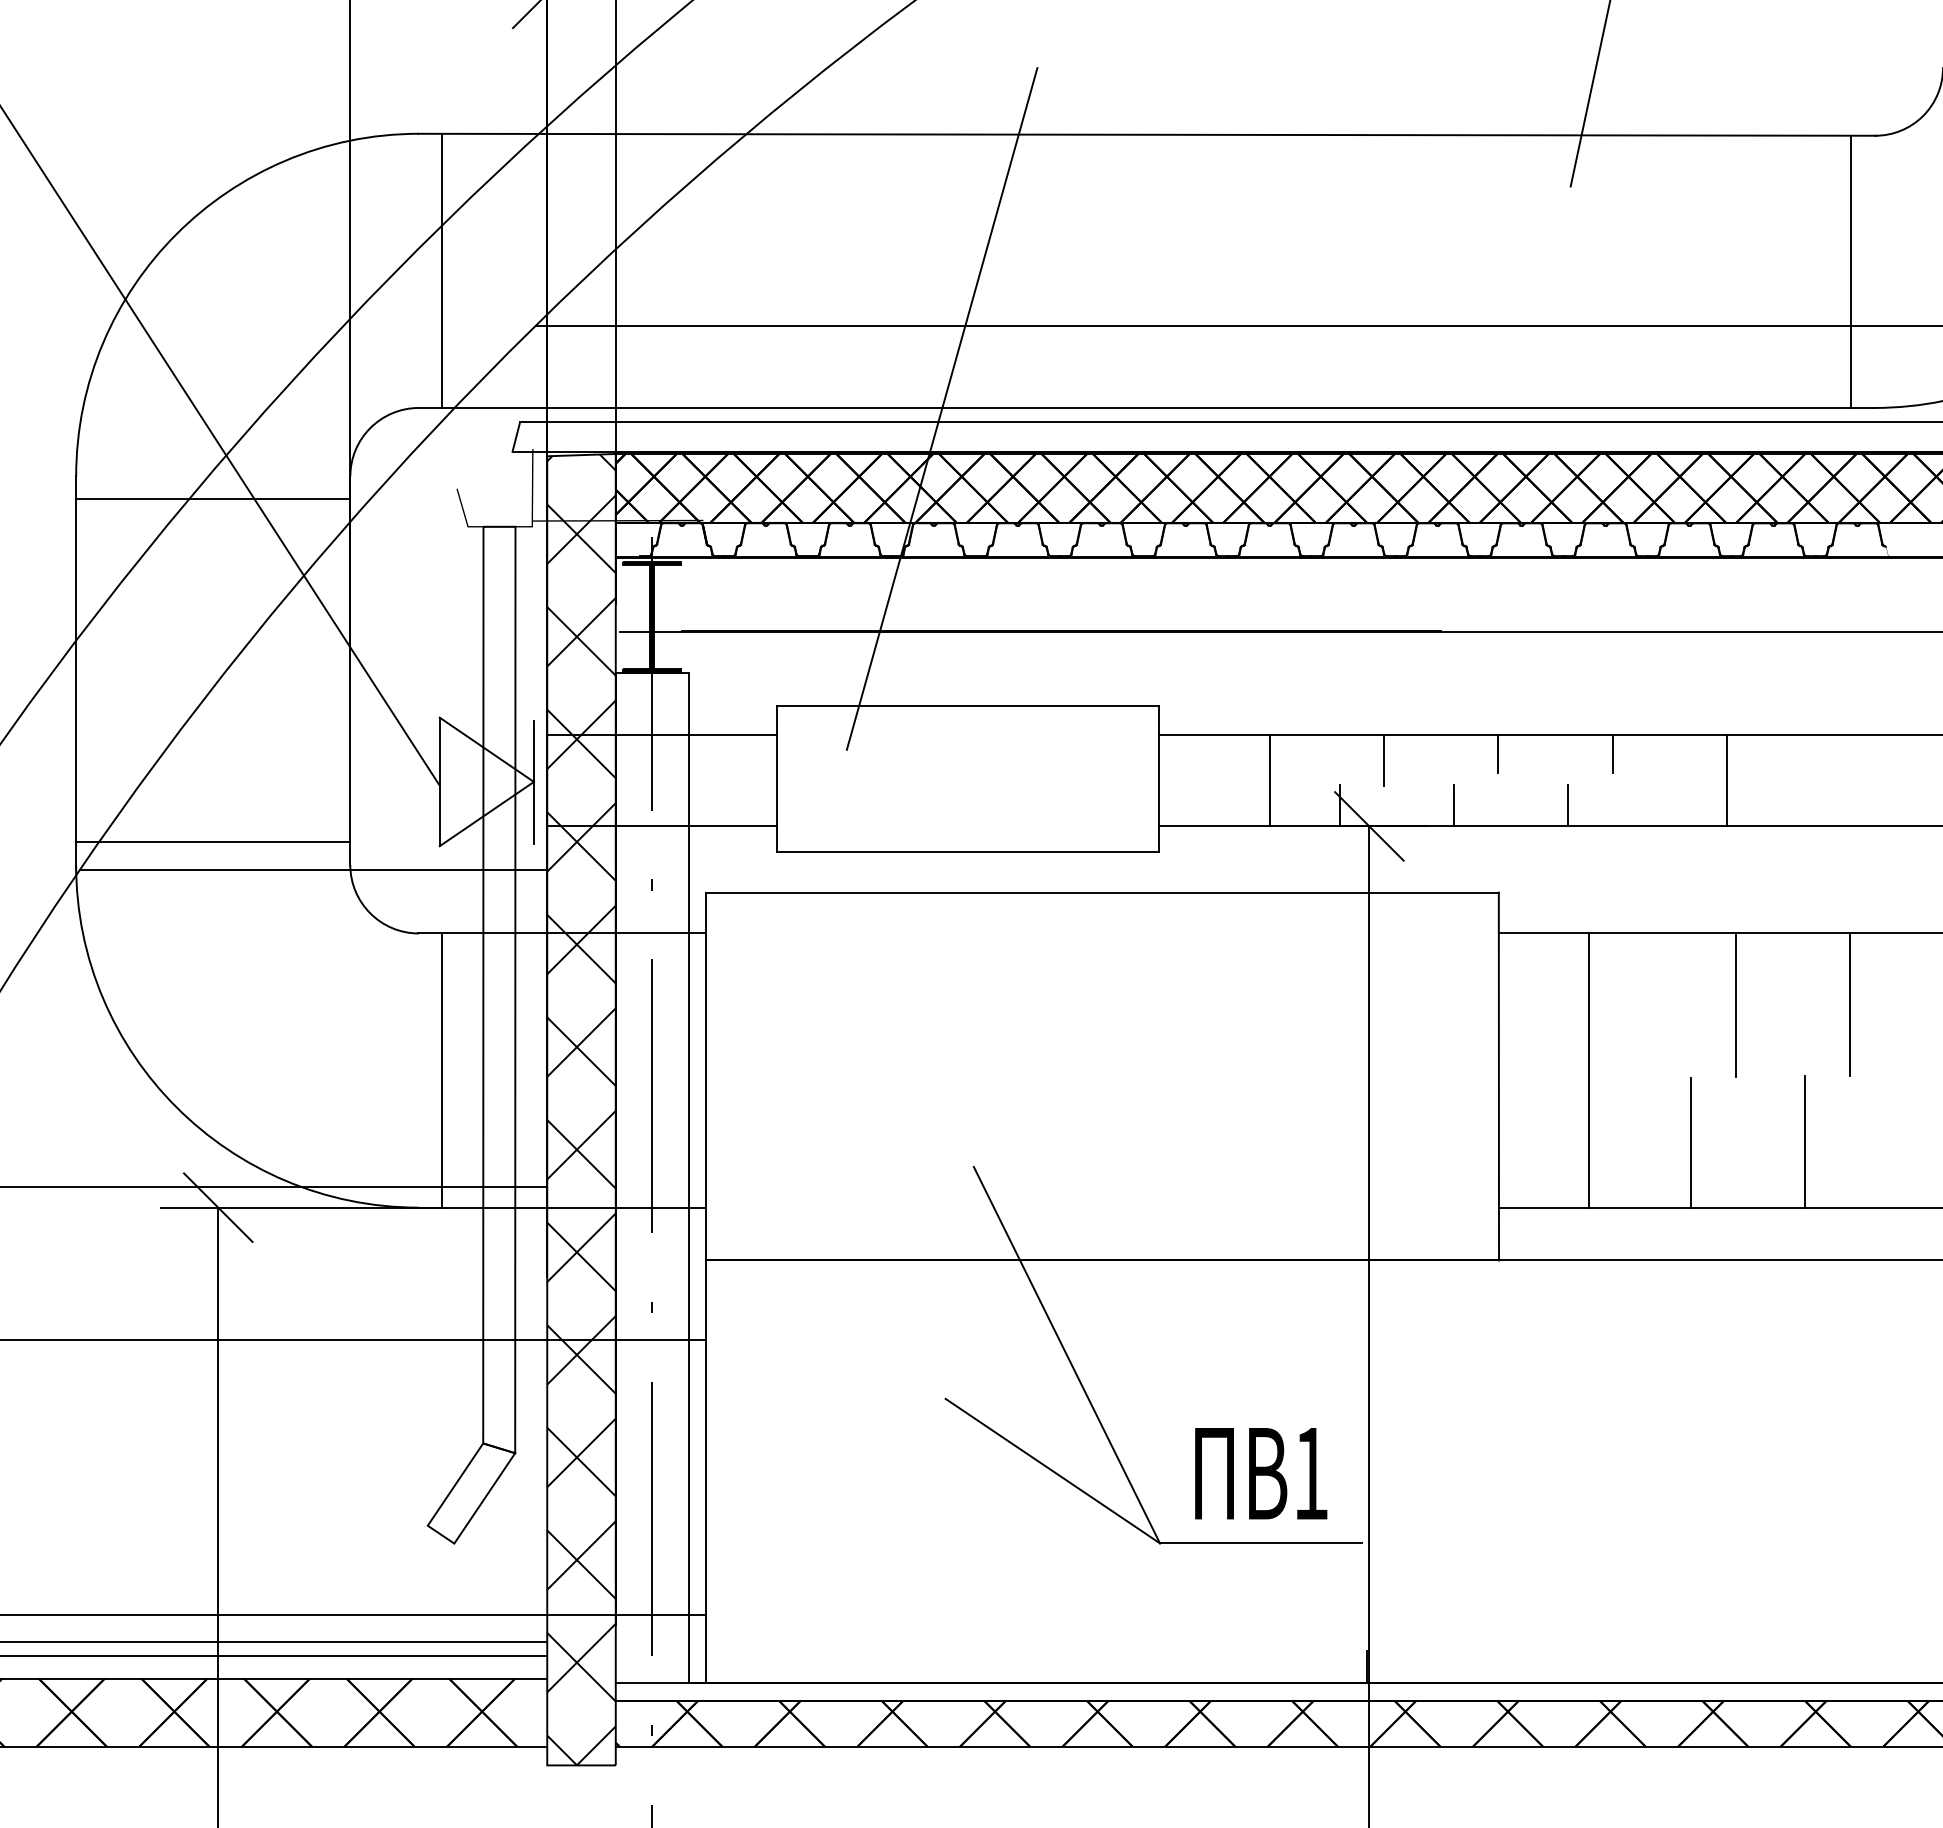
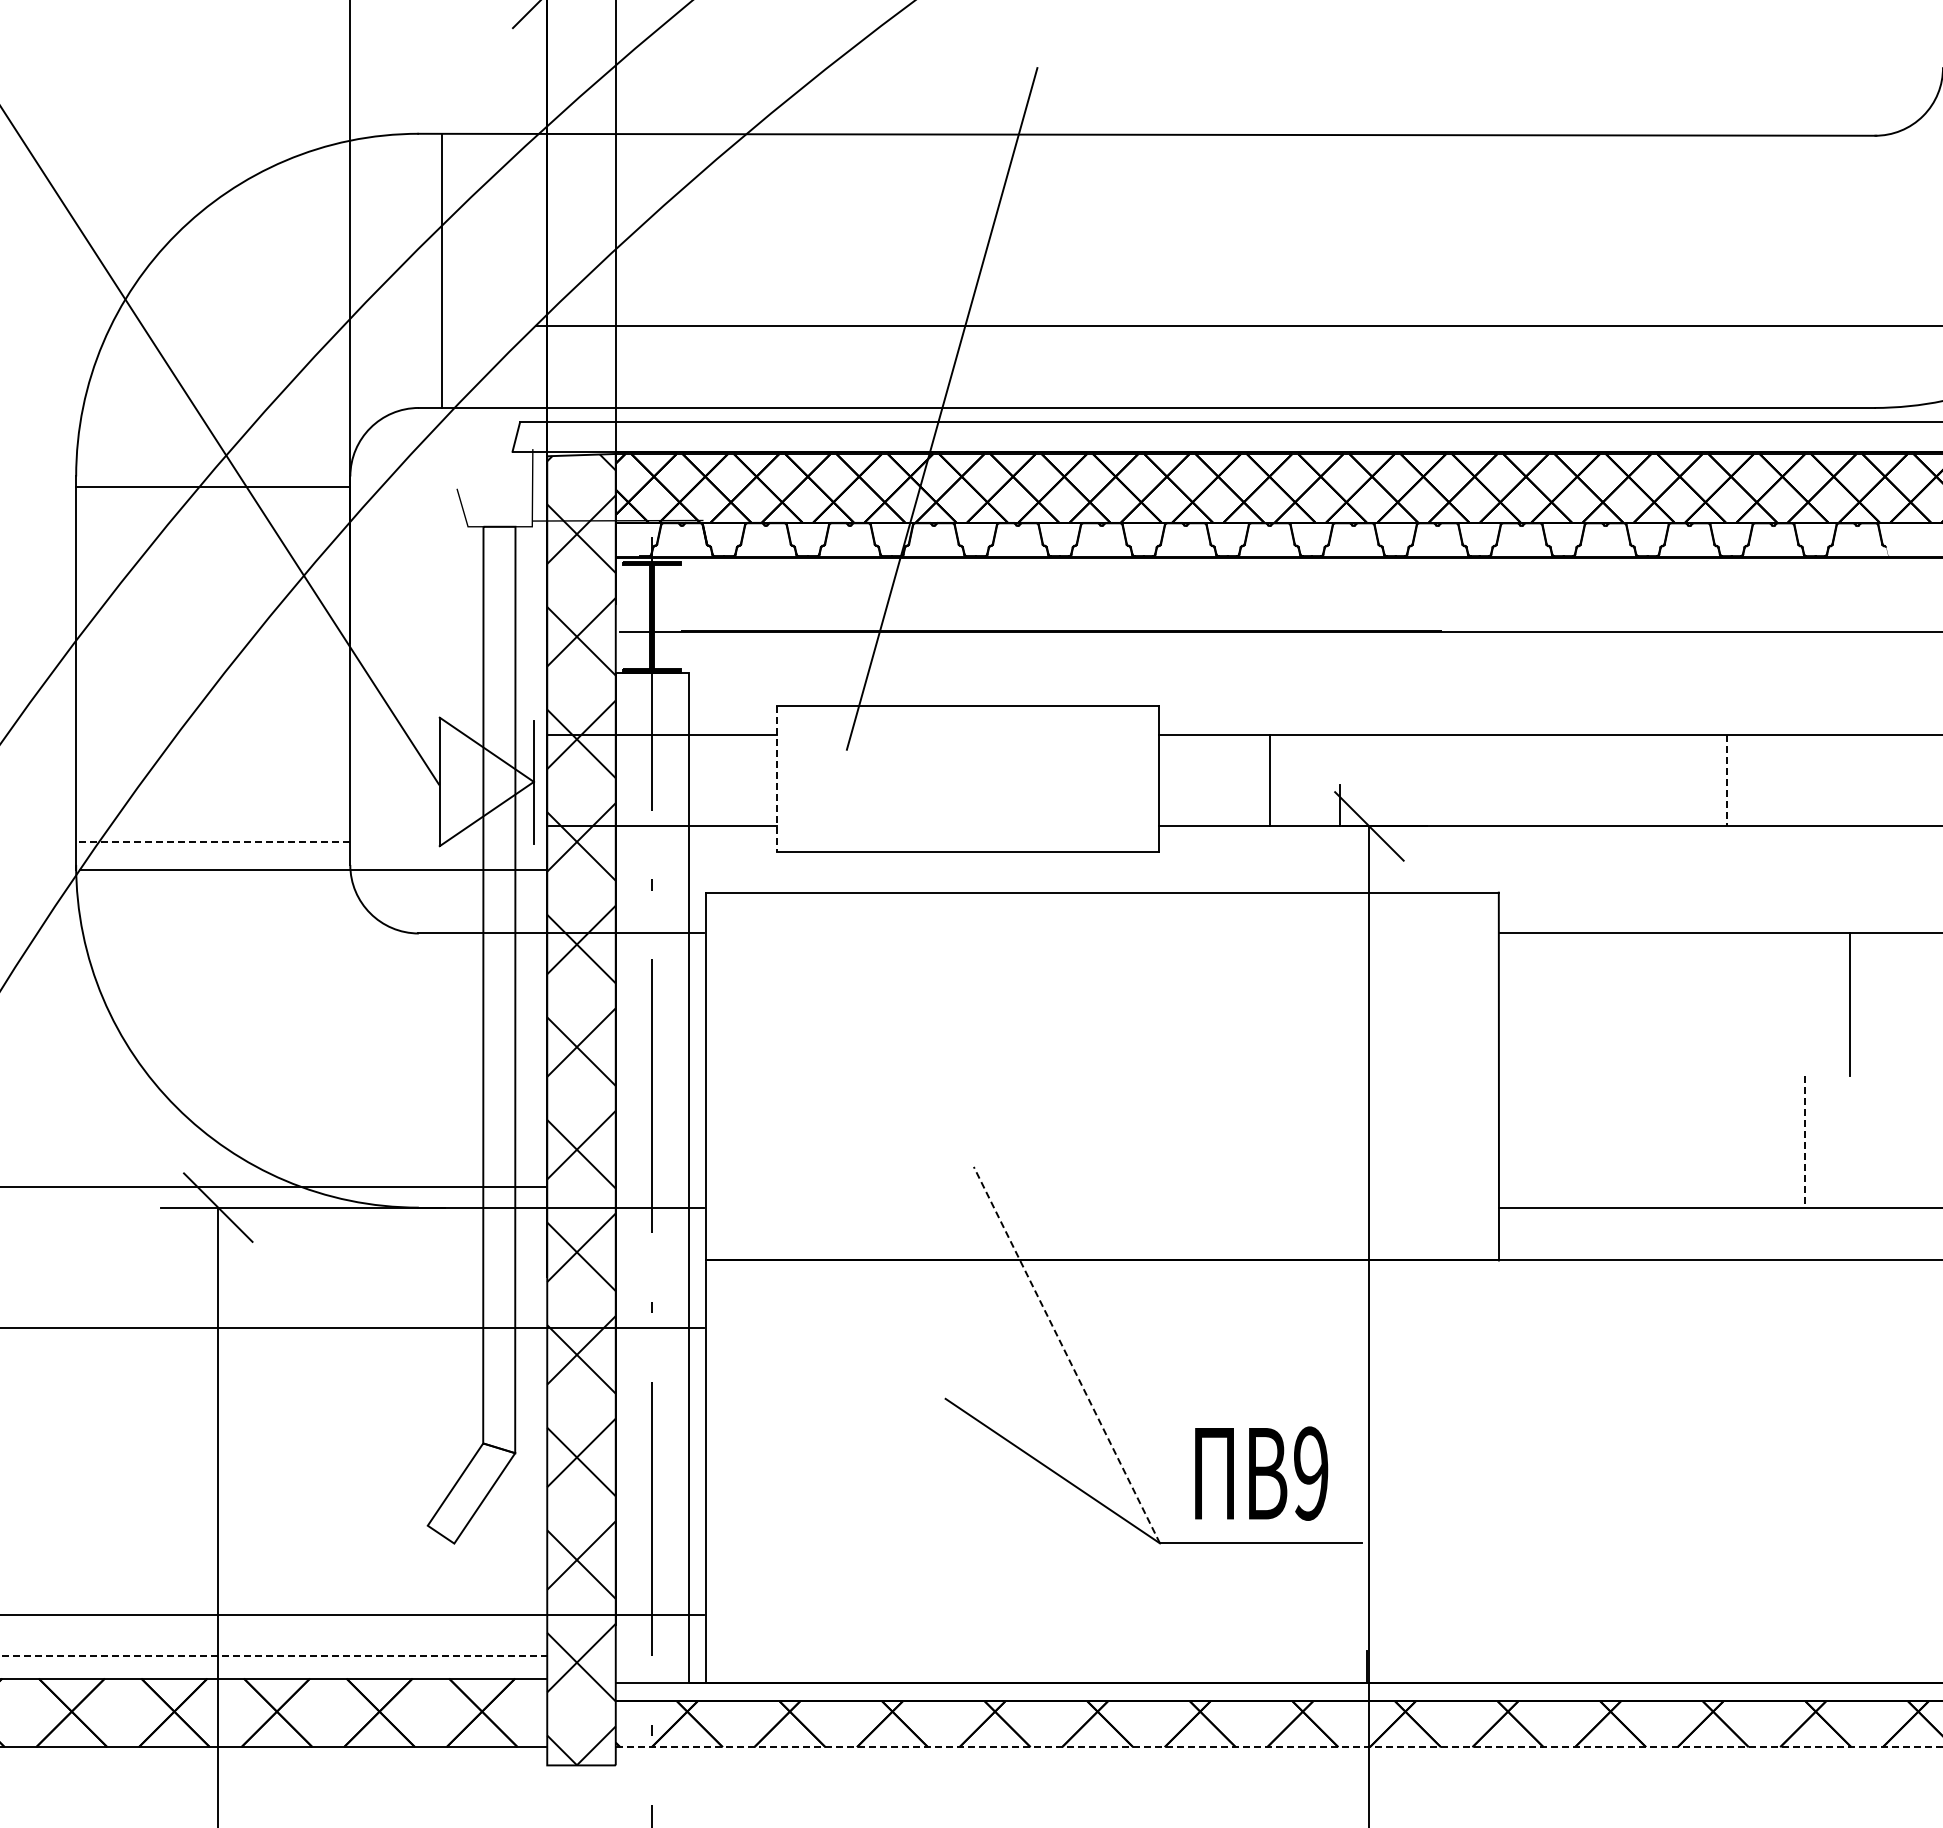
line: present -> none (1589, 94)
line: present -> none (1851, 271)
line position: (213, 499) -> (213, 487) (213, 487)
line: present -> none (1498, 754)
line: present -> none (1612, 754)
line: present -> none (1384, 760)
line: solid -> dashed (776, 779)
line: solid -> dashed (1726, 780)
line: present -> none (1453, 805)
line: present -> none (1568, 805)
line: solid -> dashed (212, 842)
line: present -> none (1735, 1004)
line: present -> none (441, 1070)
line: present -> none (1589, 1070)
line: present -> none (1691, 1142)
line: solid -> dashed (1805, 1142)
line position: (352, 1340) -> (352, 1328) (352, 1328)
line: solid -> dashed (1066, 1355)
text: 1 -> 9 (1311, 1473)
line: present -> none (274, 1642)
line: solid -> dashed (274, 1655)
line: solid -> dashed (1279, 1747)
